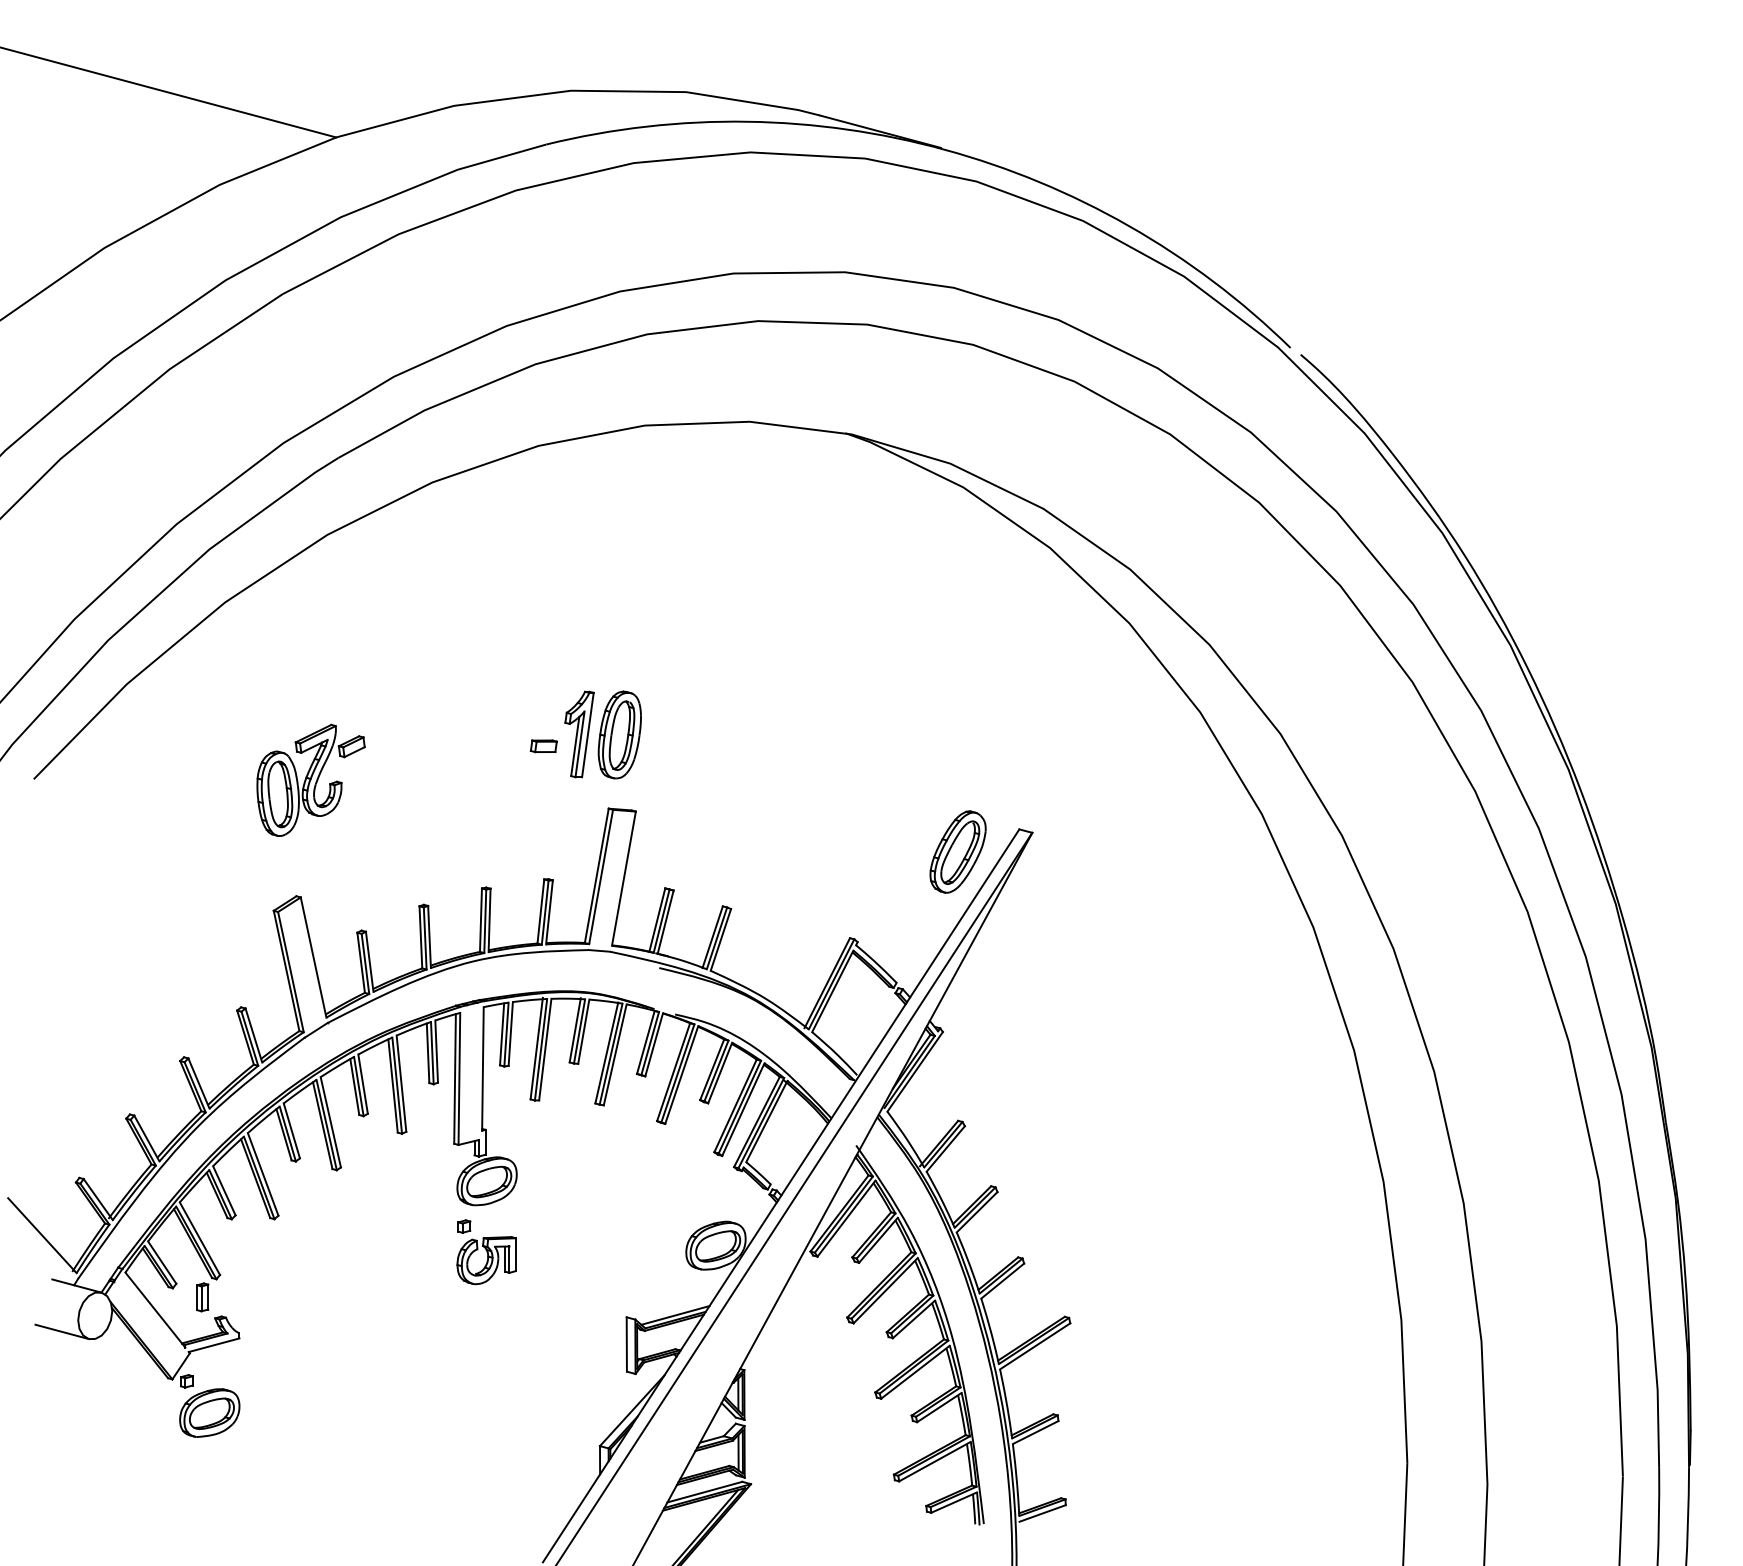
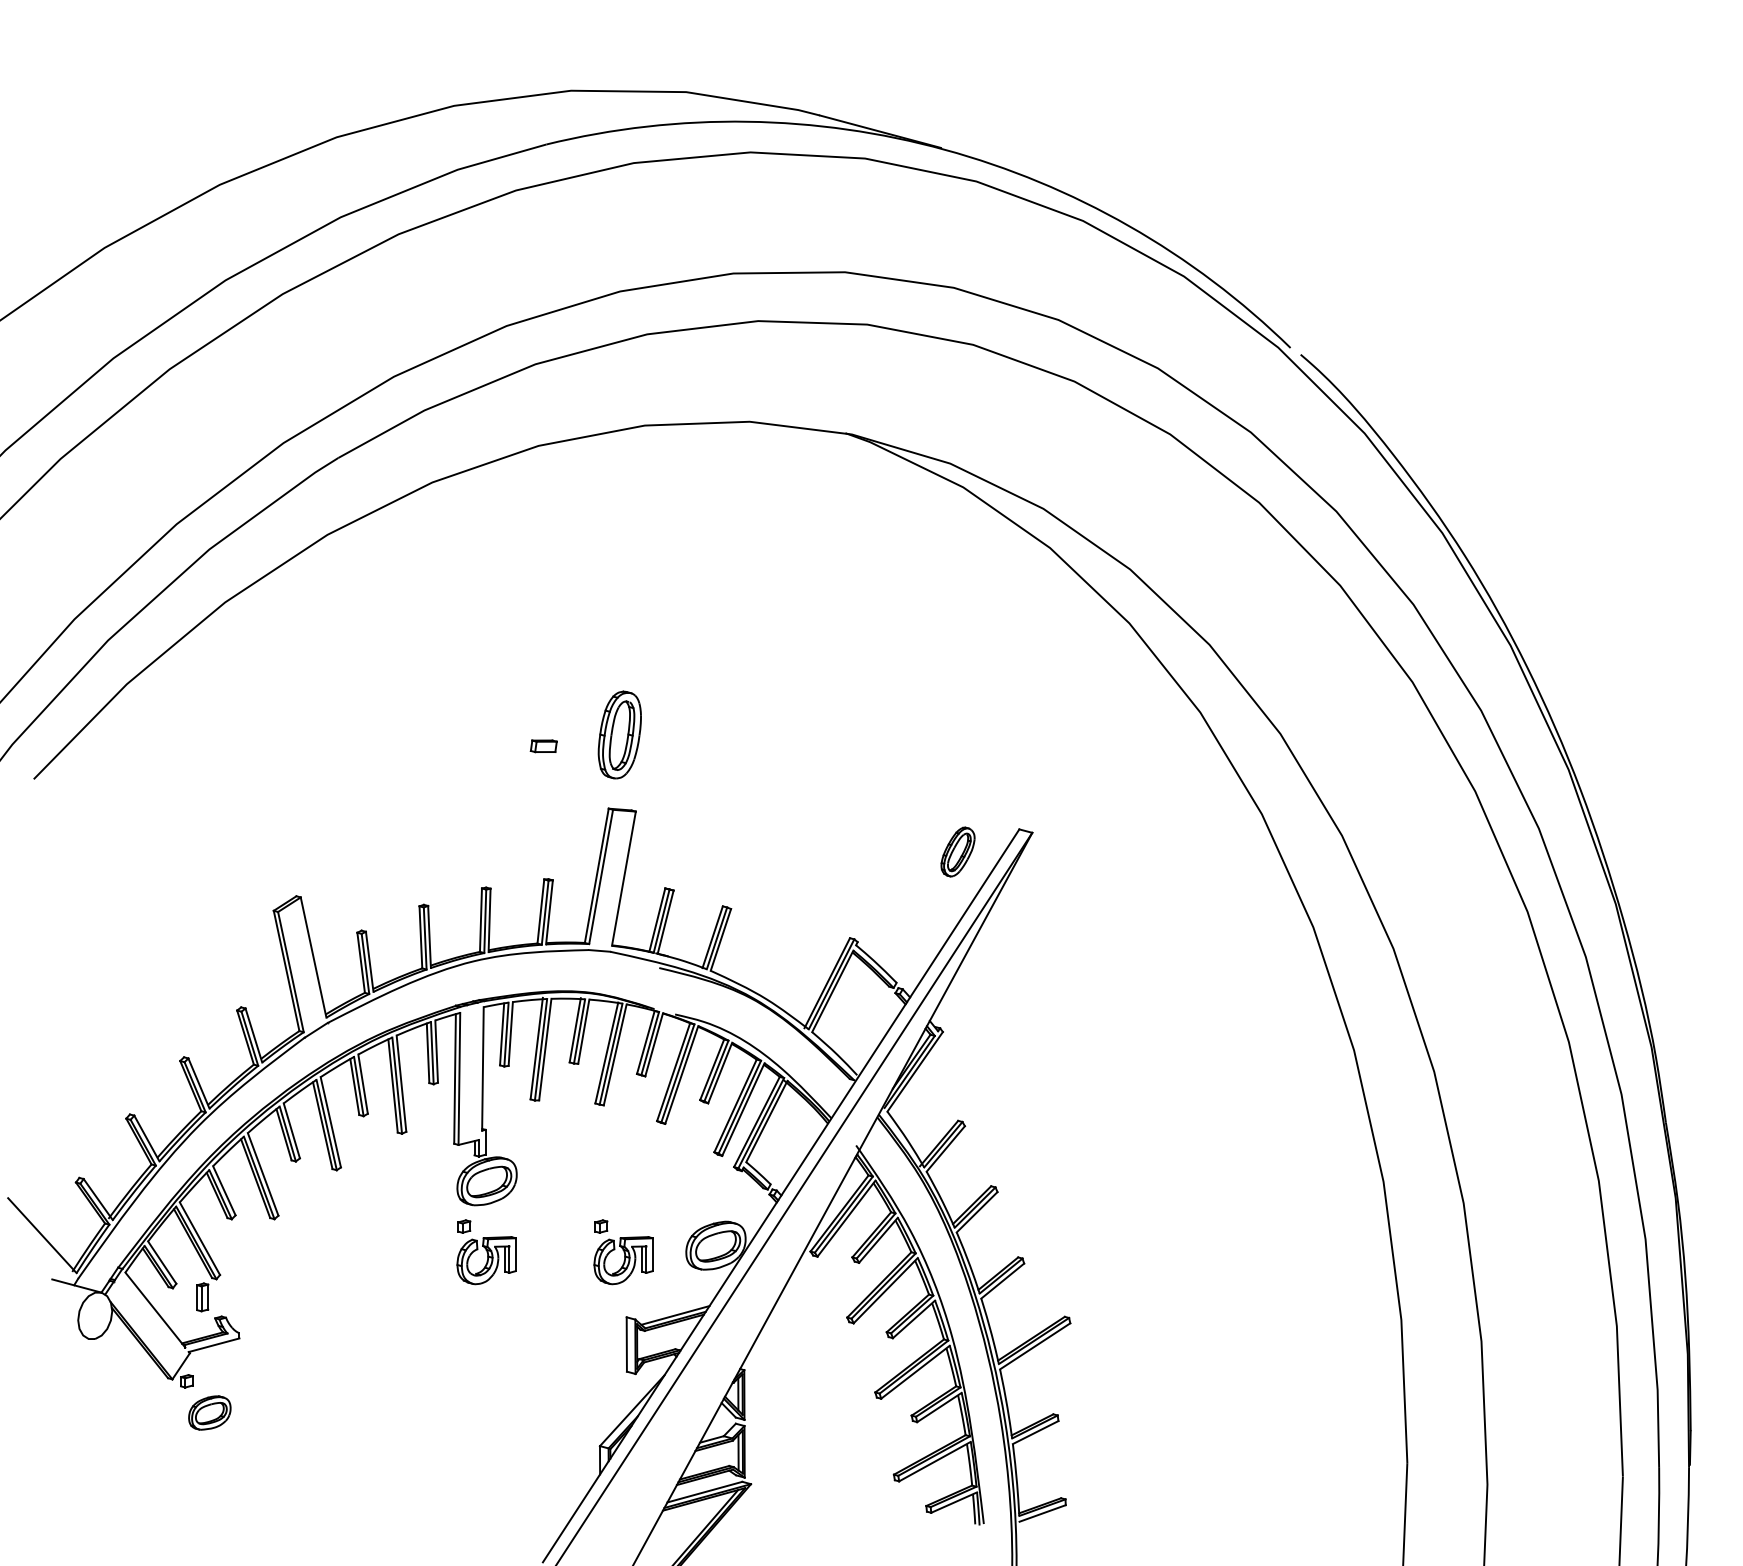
line: present -> none (169, 92)
part: present -> none (579, 734)
part: present -> none (310, 779)
part size: 58x84 px -> 36x52 px (957, 851)
part: none -> present (623, 1252)
line: present -> none (62, 1331)
part size: 62x50 px -> 44x36 px (209, 1412)
